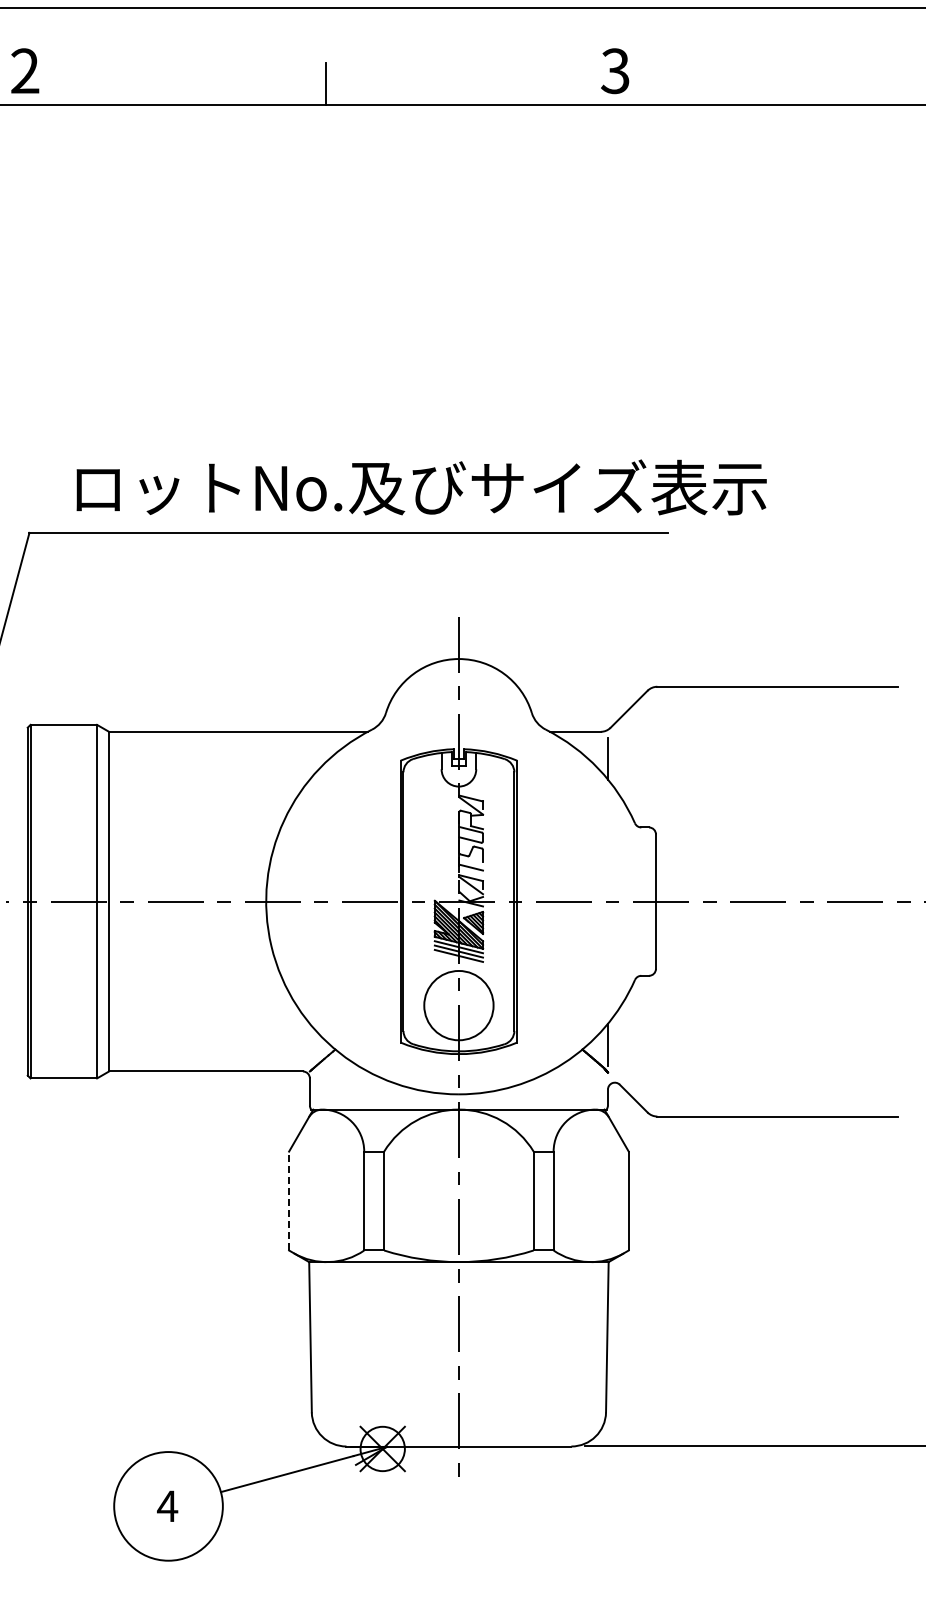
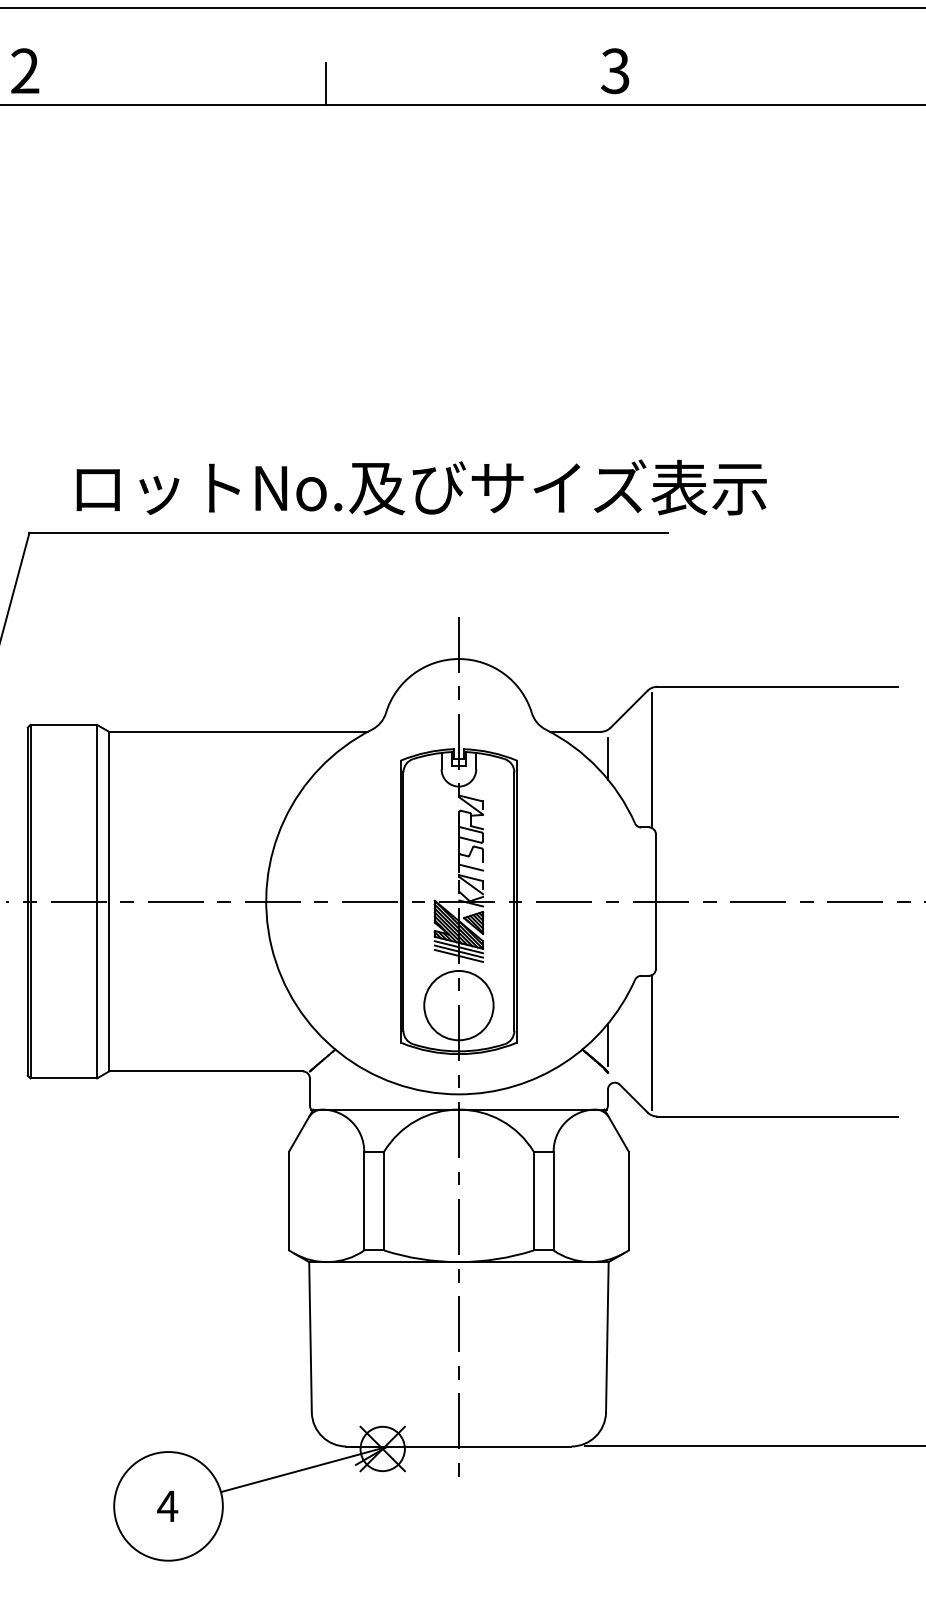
line: none -> present (651, 760)
line: none -> present (651, 1042)
line: dashed -> solid (289, 1200)
